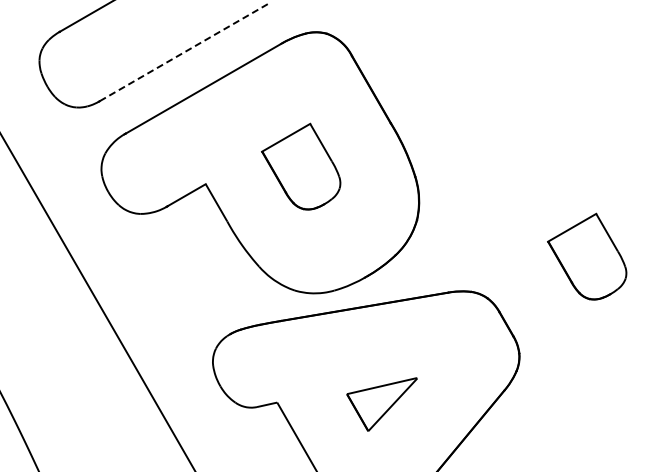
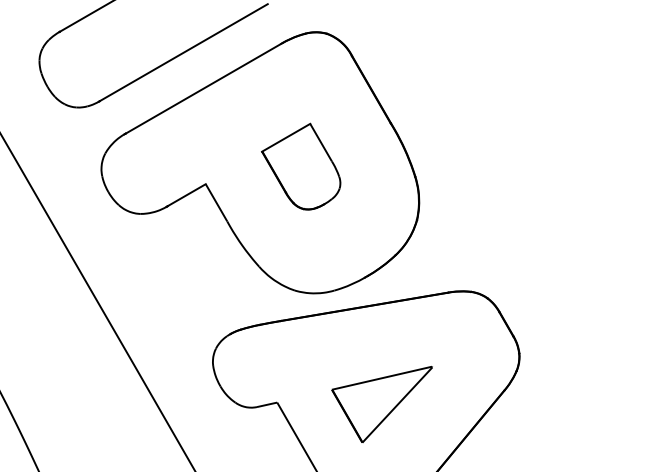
line: dashed -> solid (183, 52)
part: present -> none (587, 256)
part size: 72x55 px -> 102x77 px (381, 404)
